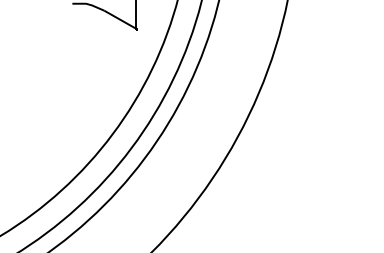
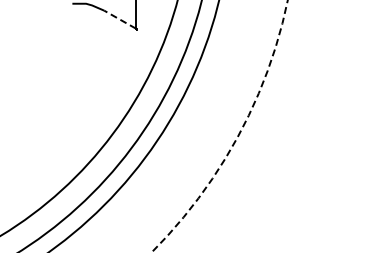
line: solid -> dashed (119, 19)
circle: solid -> dashed (219, 126)
